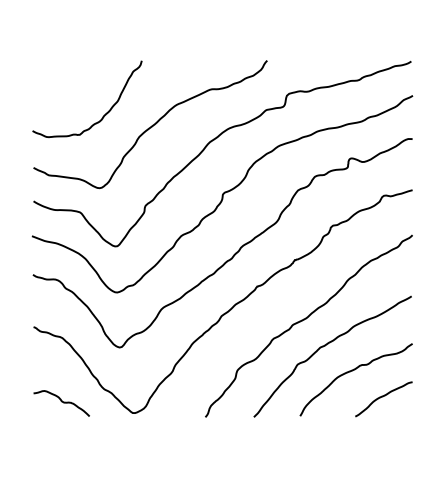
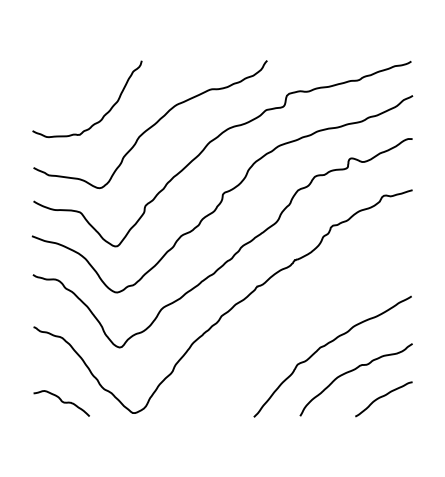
curve: present -> none (306, 319)
